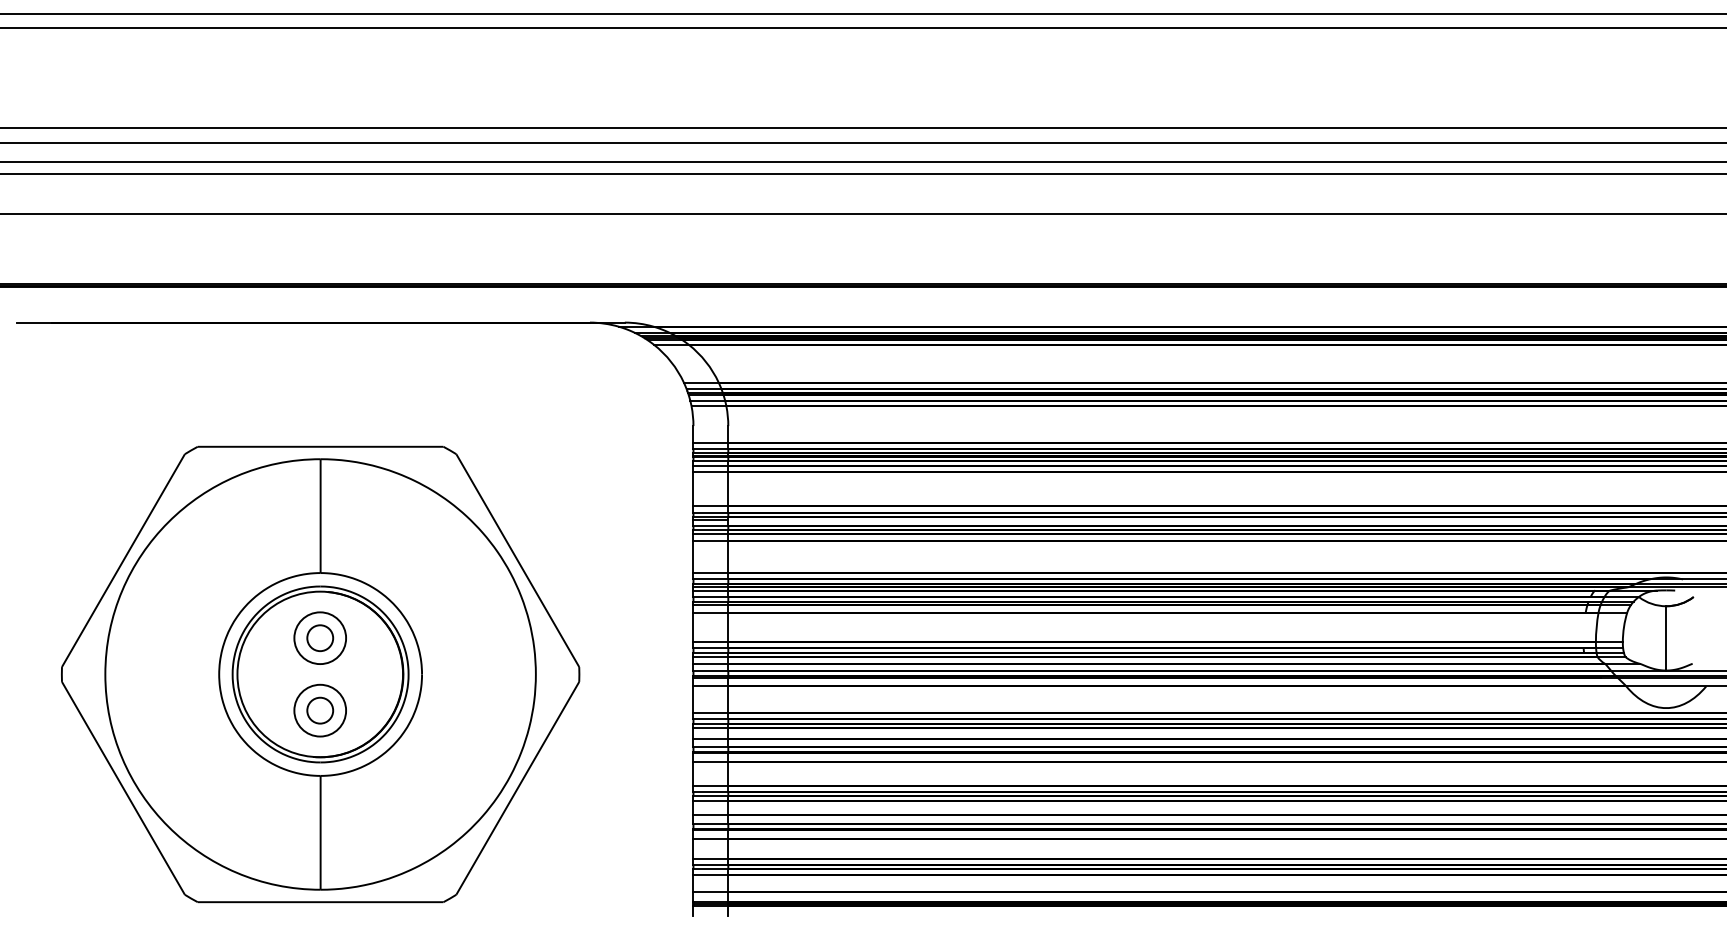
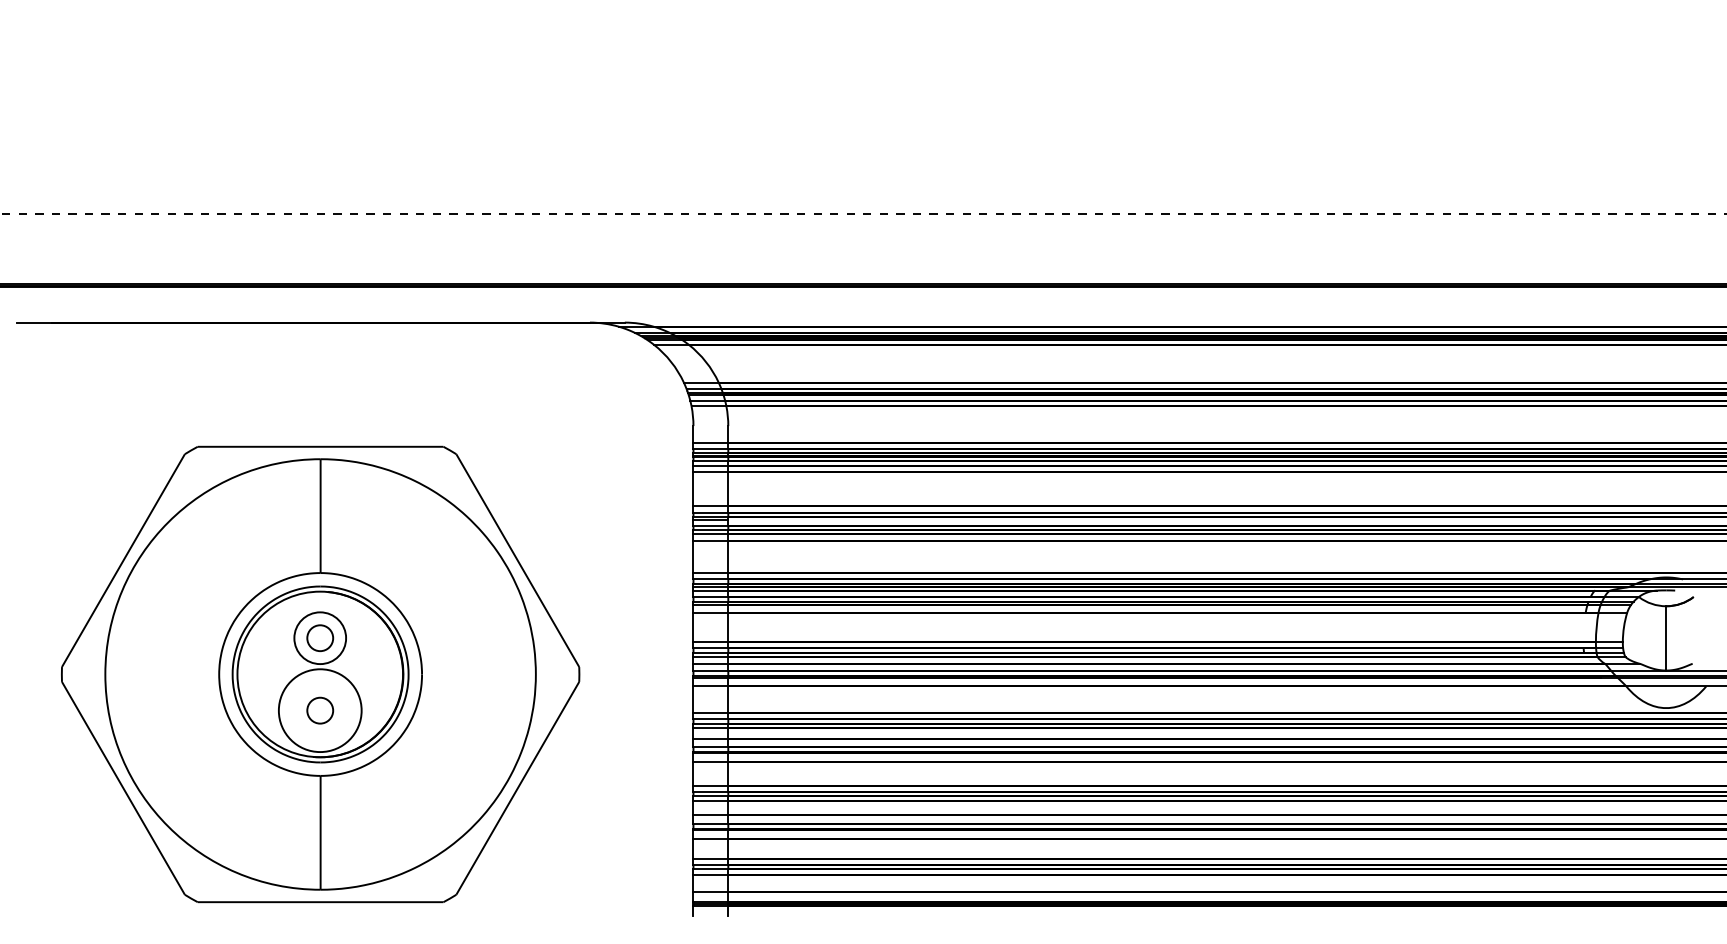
line: present -> none (862, 13)
line: present -> none (862, 28)
line: present -> none (862, 127)
line: present -> none (862, 143)
line: present -> none (862, 161)
line: present -> none (862, 174)
line: solid -> dashed (862, 213)
circle diameter: 52 px -> 83 px (319, 710)
